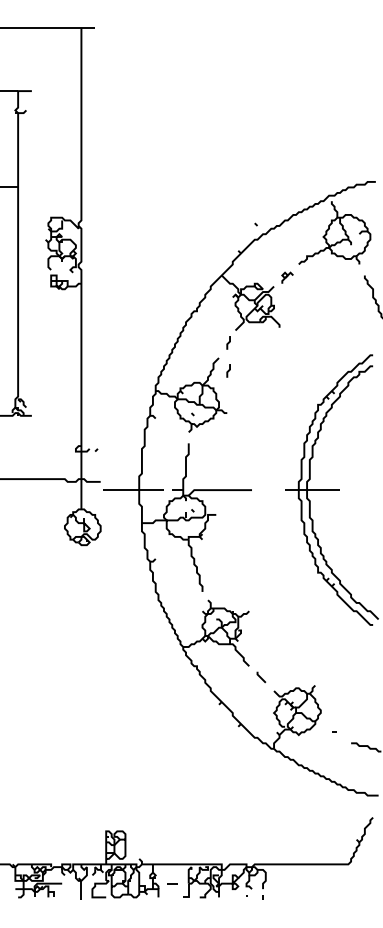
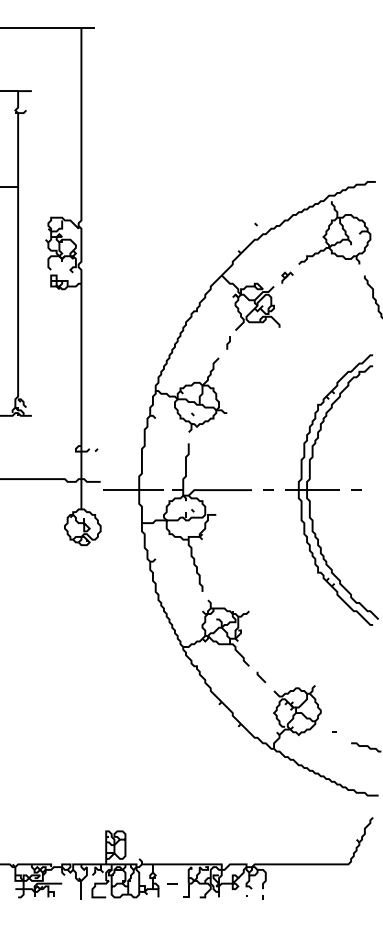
line: present -> none (228, 370)
line: none -> present (268, 489)
line: none -> present (356, 489)
